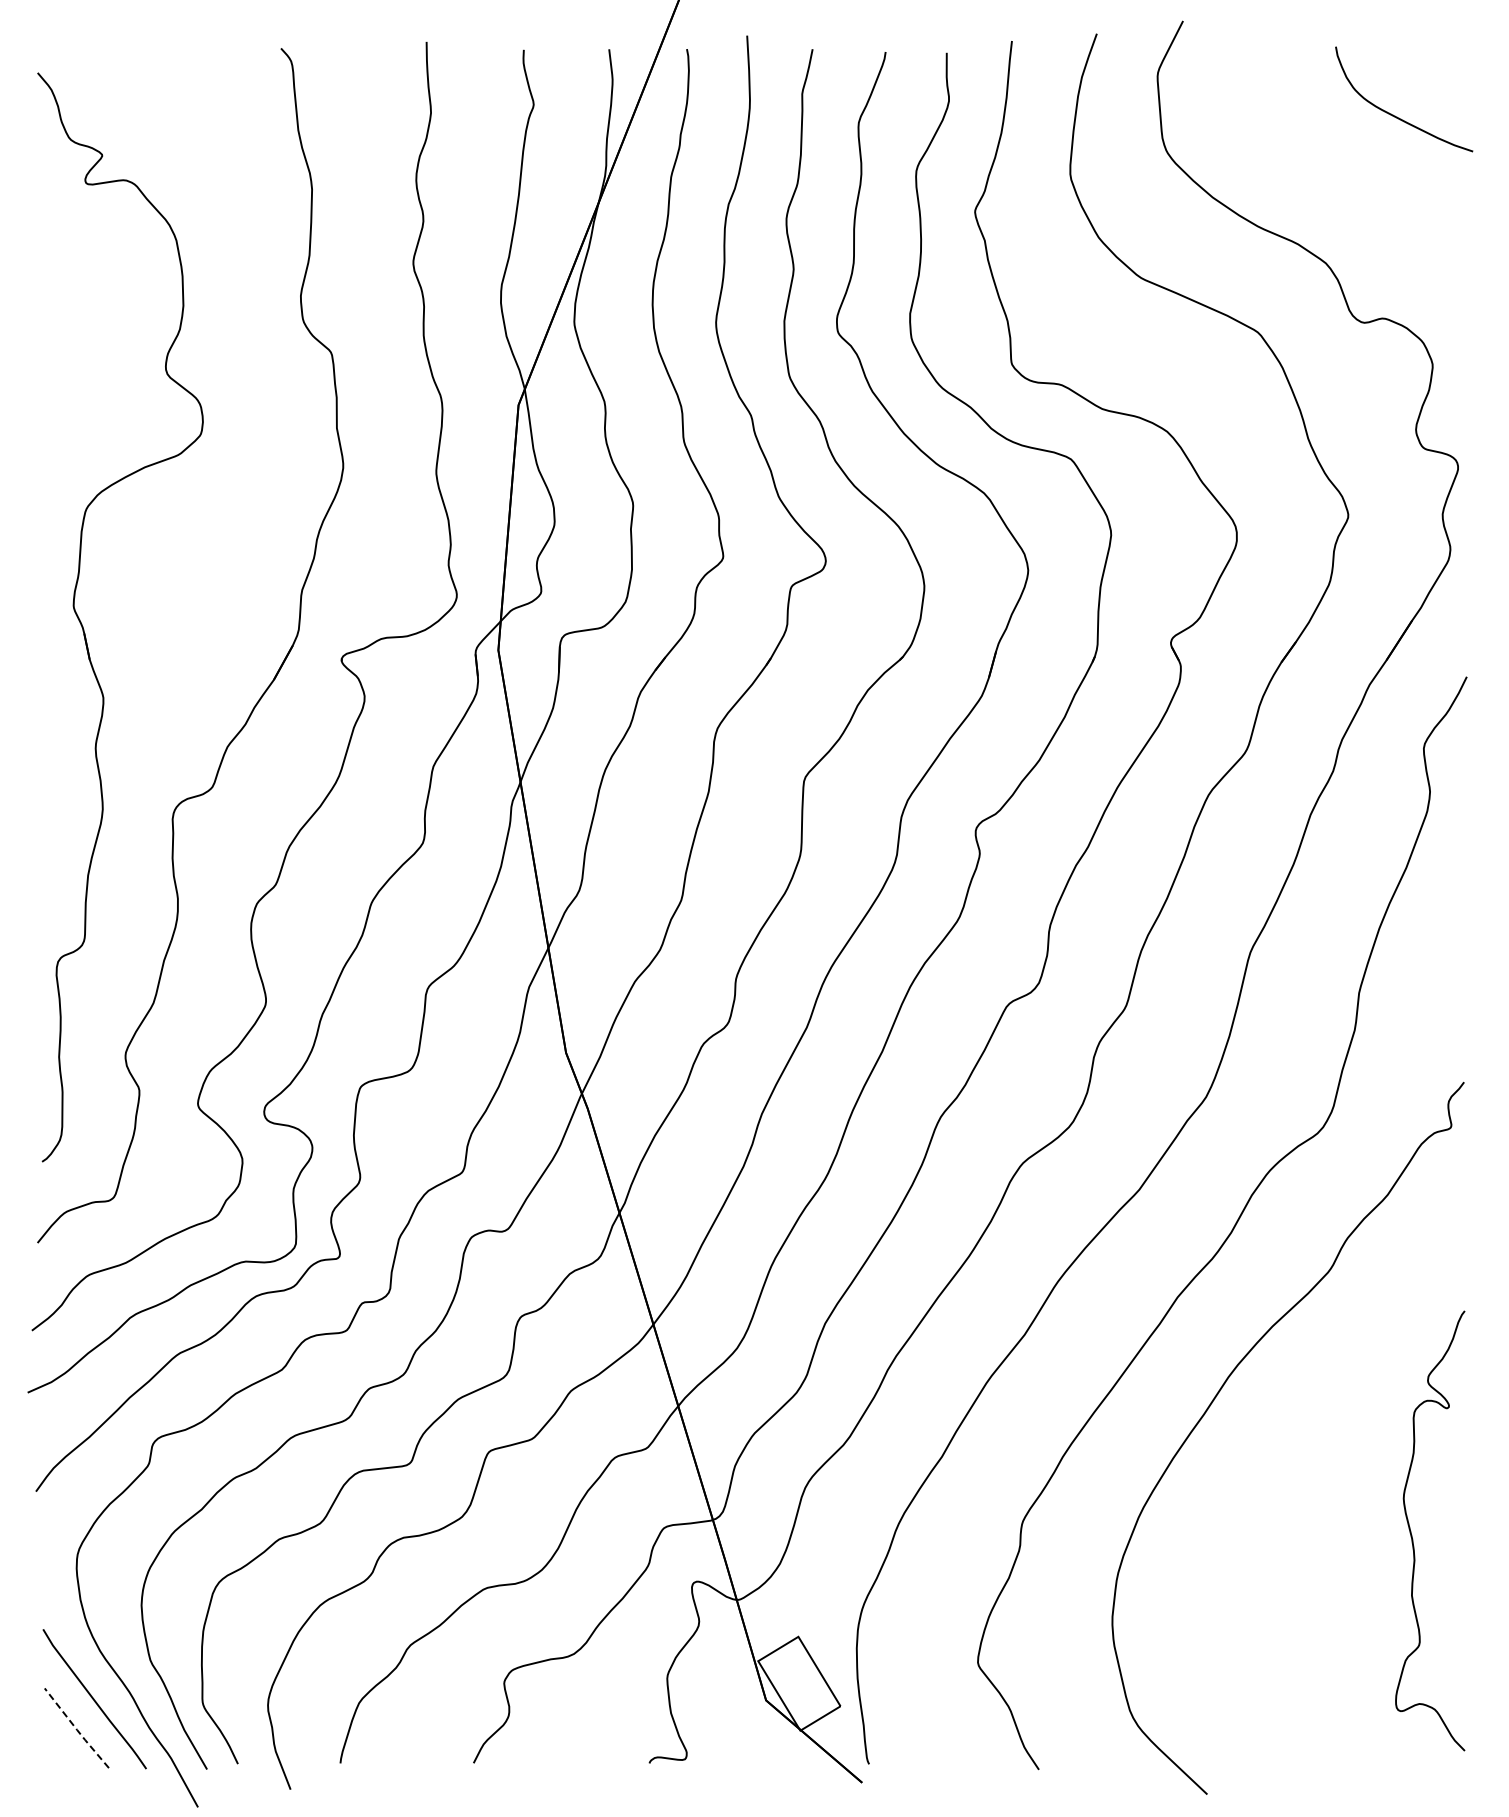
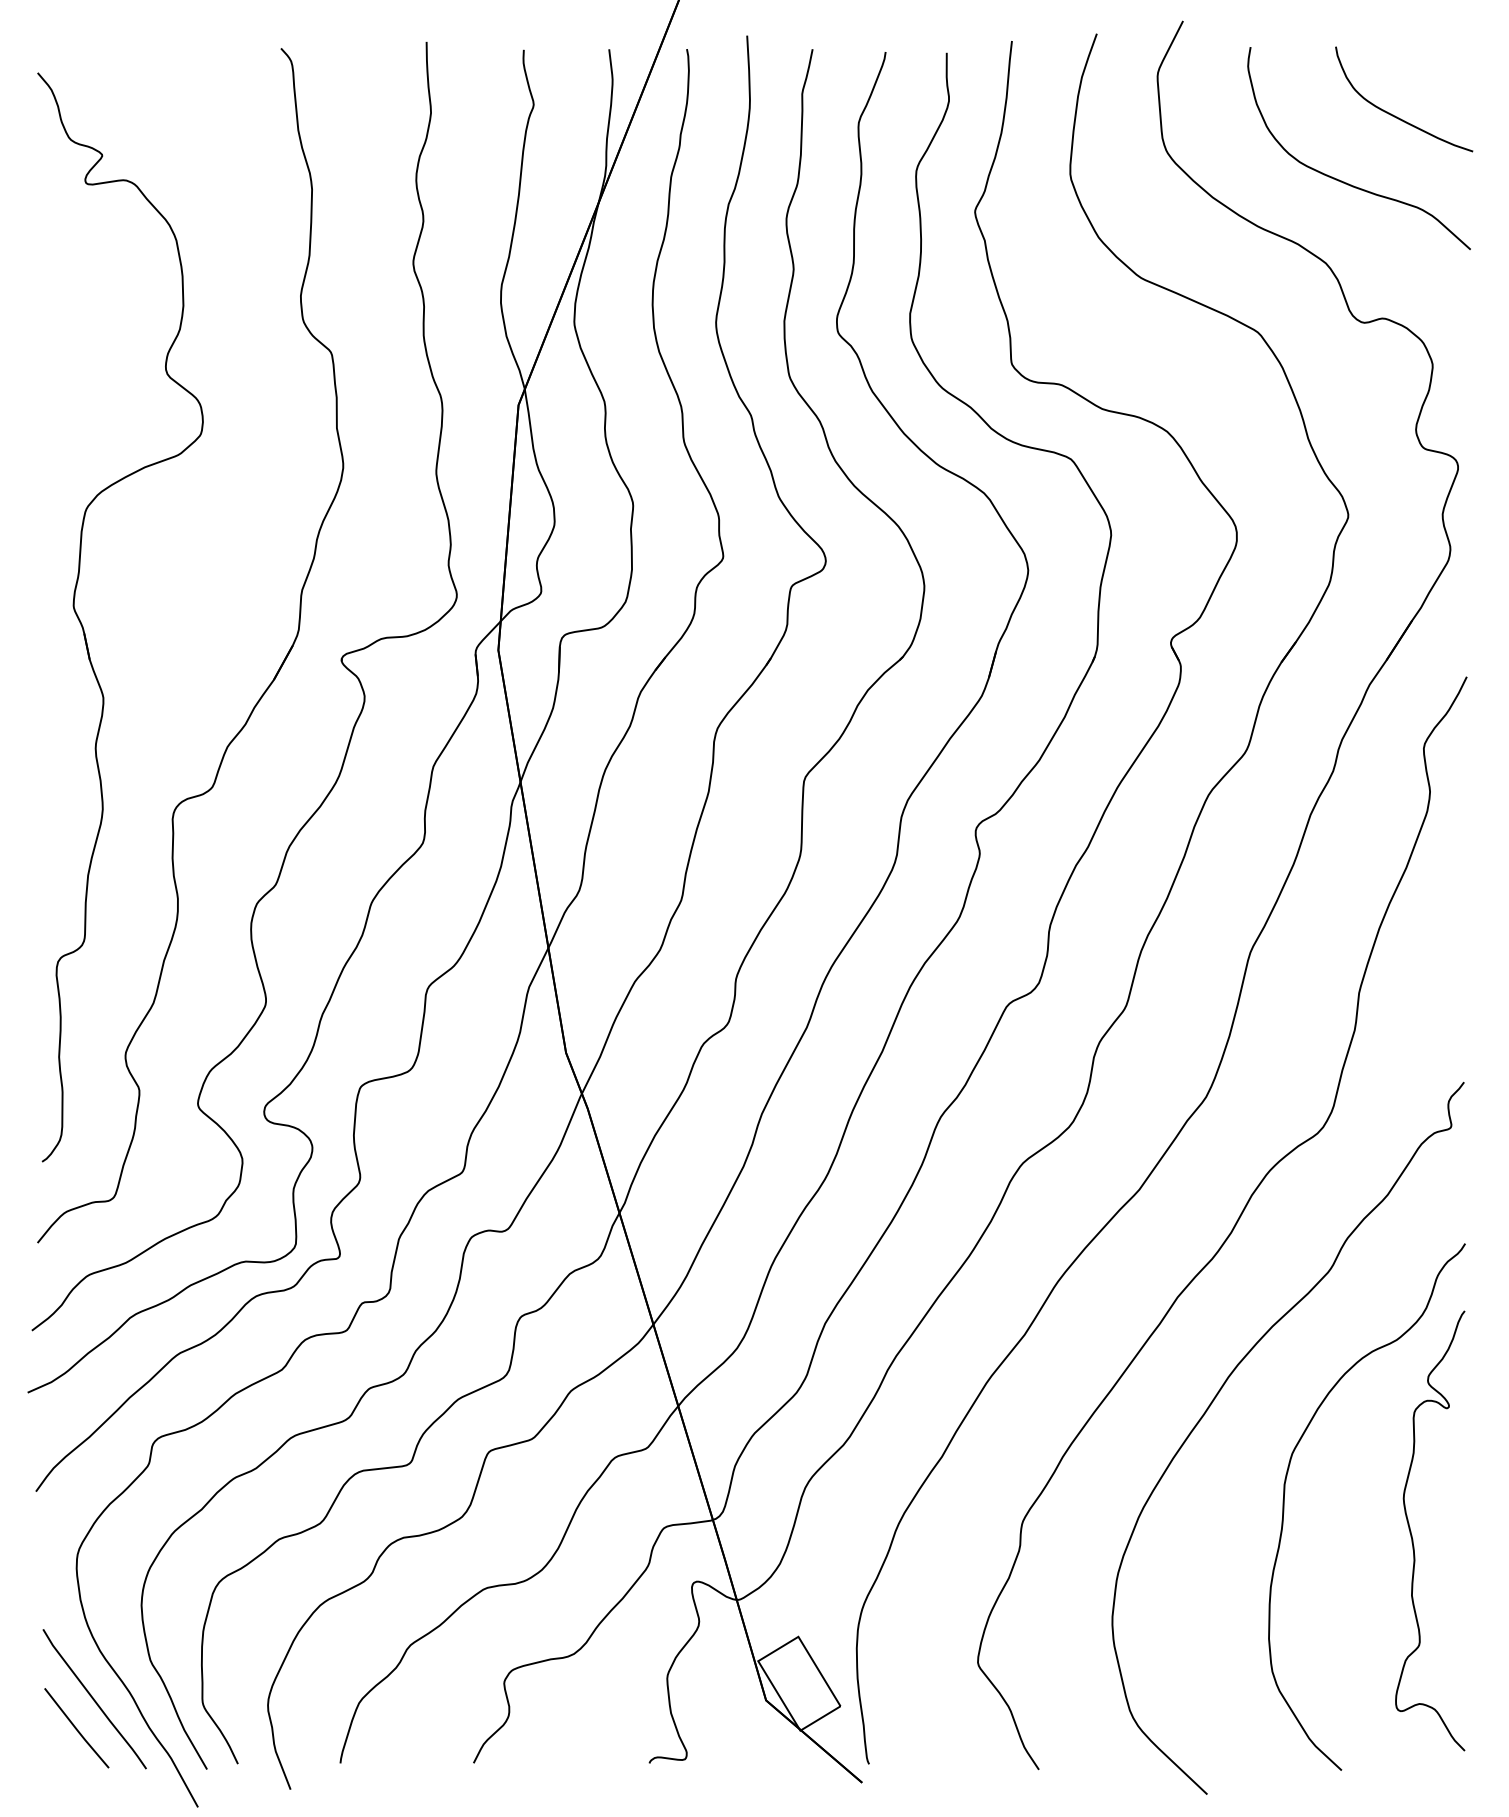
curve: none -> present (1344, 181)
curve: none -> present (1284, 1506)
line: dashed -> solid (77, 1729)
